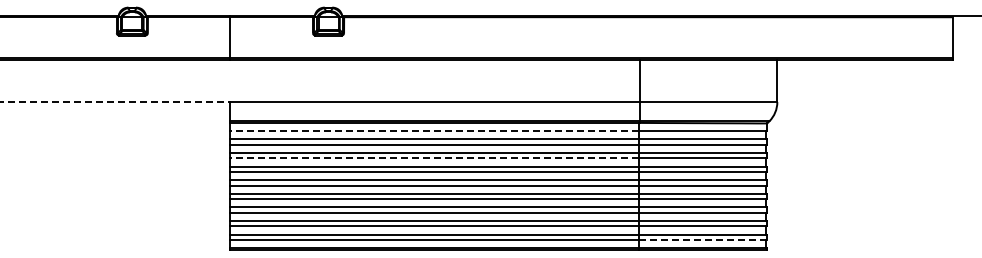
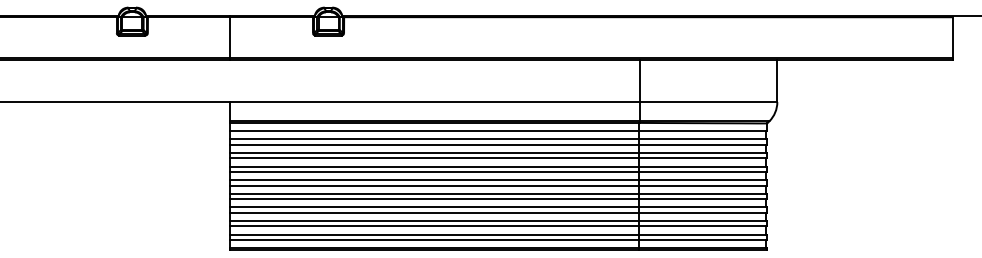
line: dashed -> solid (115, 102)
line: dashed -> solid (434, 131)
line: dashed -> solid (434, 158)
line: dashed -> solid (702, 240)
